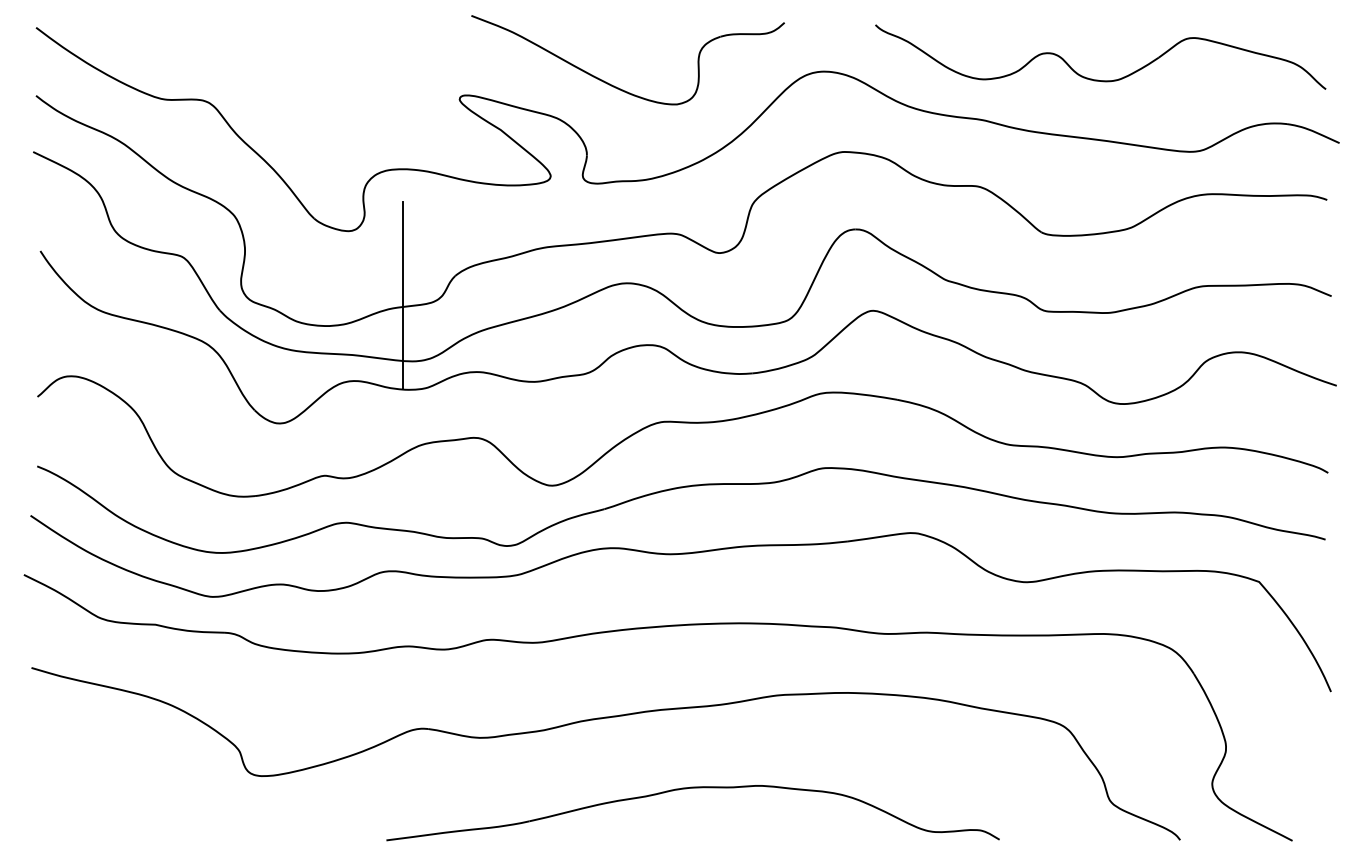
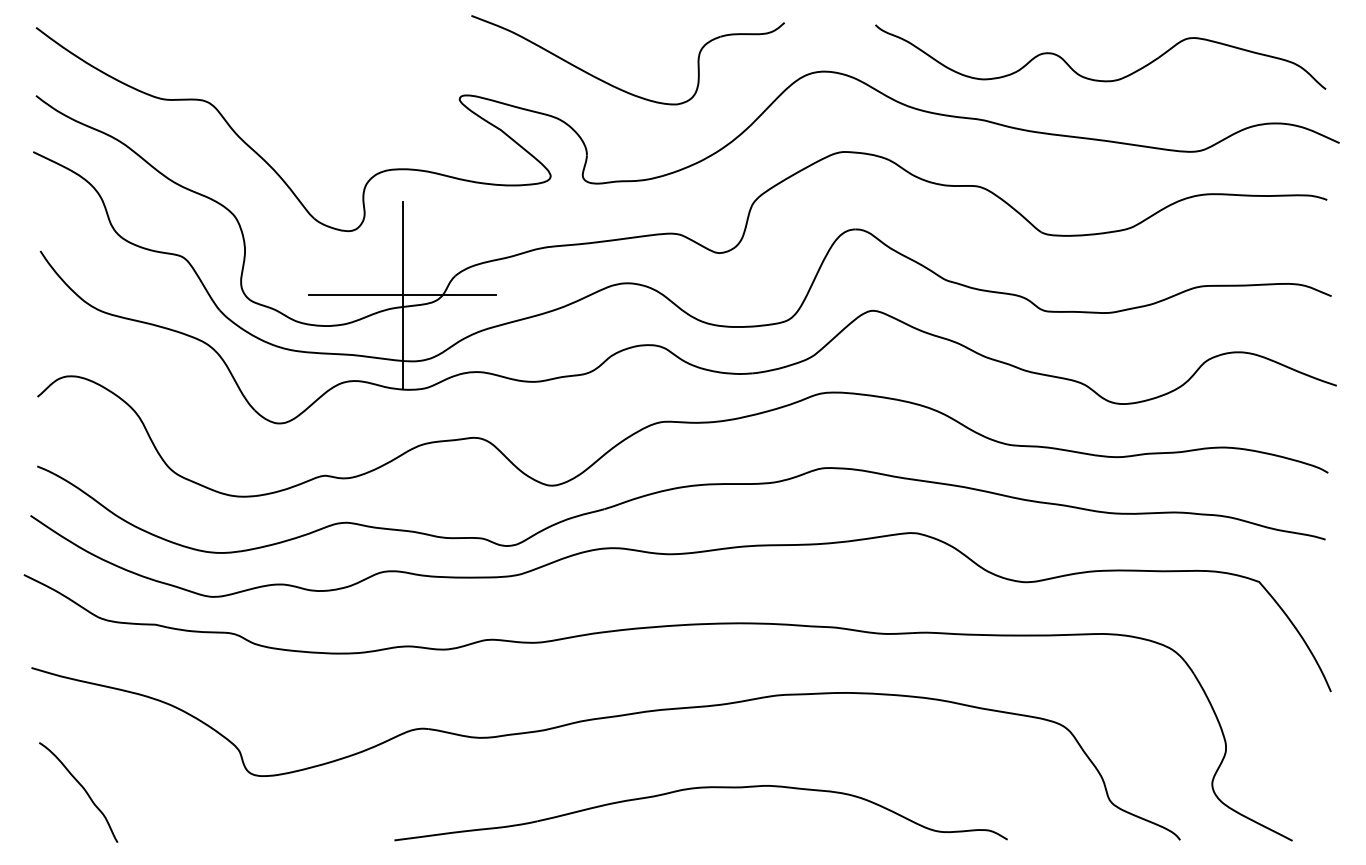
line: none -> present (402, 295)
curve: none -> present (82, 788)
part position: (686, 789) -> (694, 789) (694, 789)
